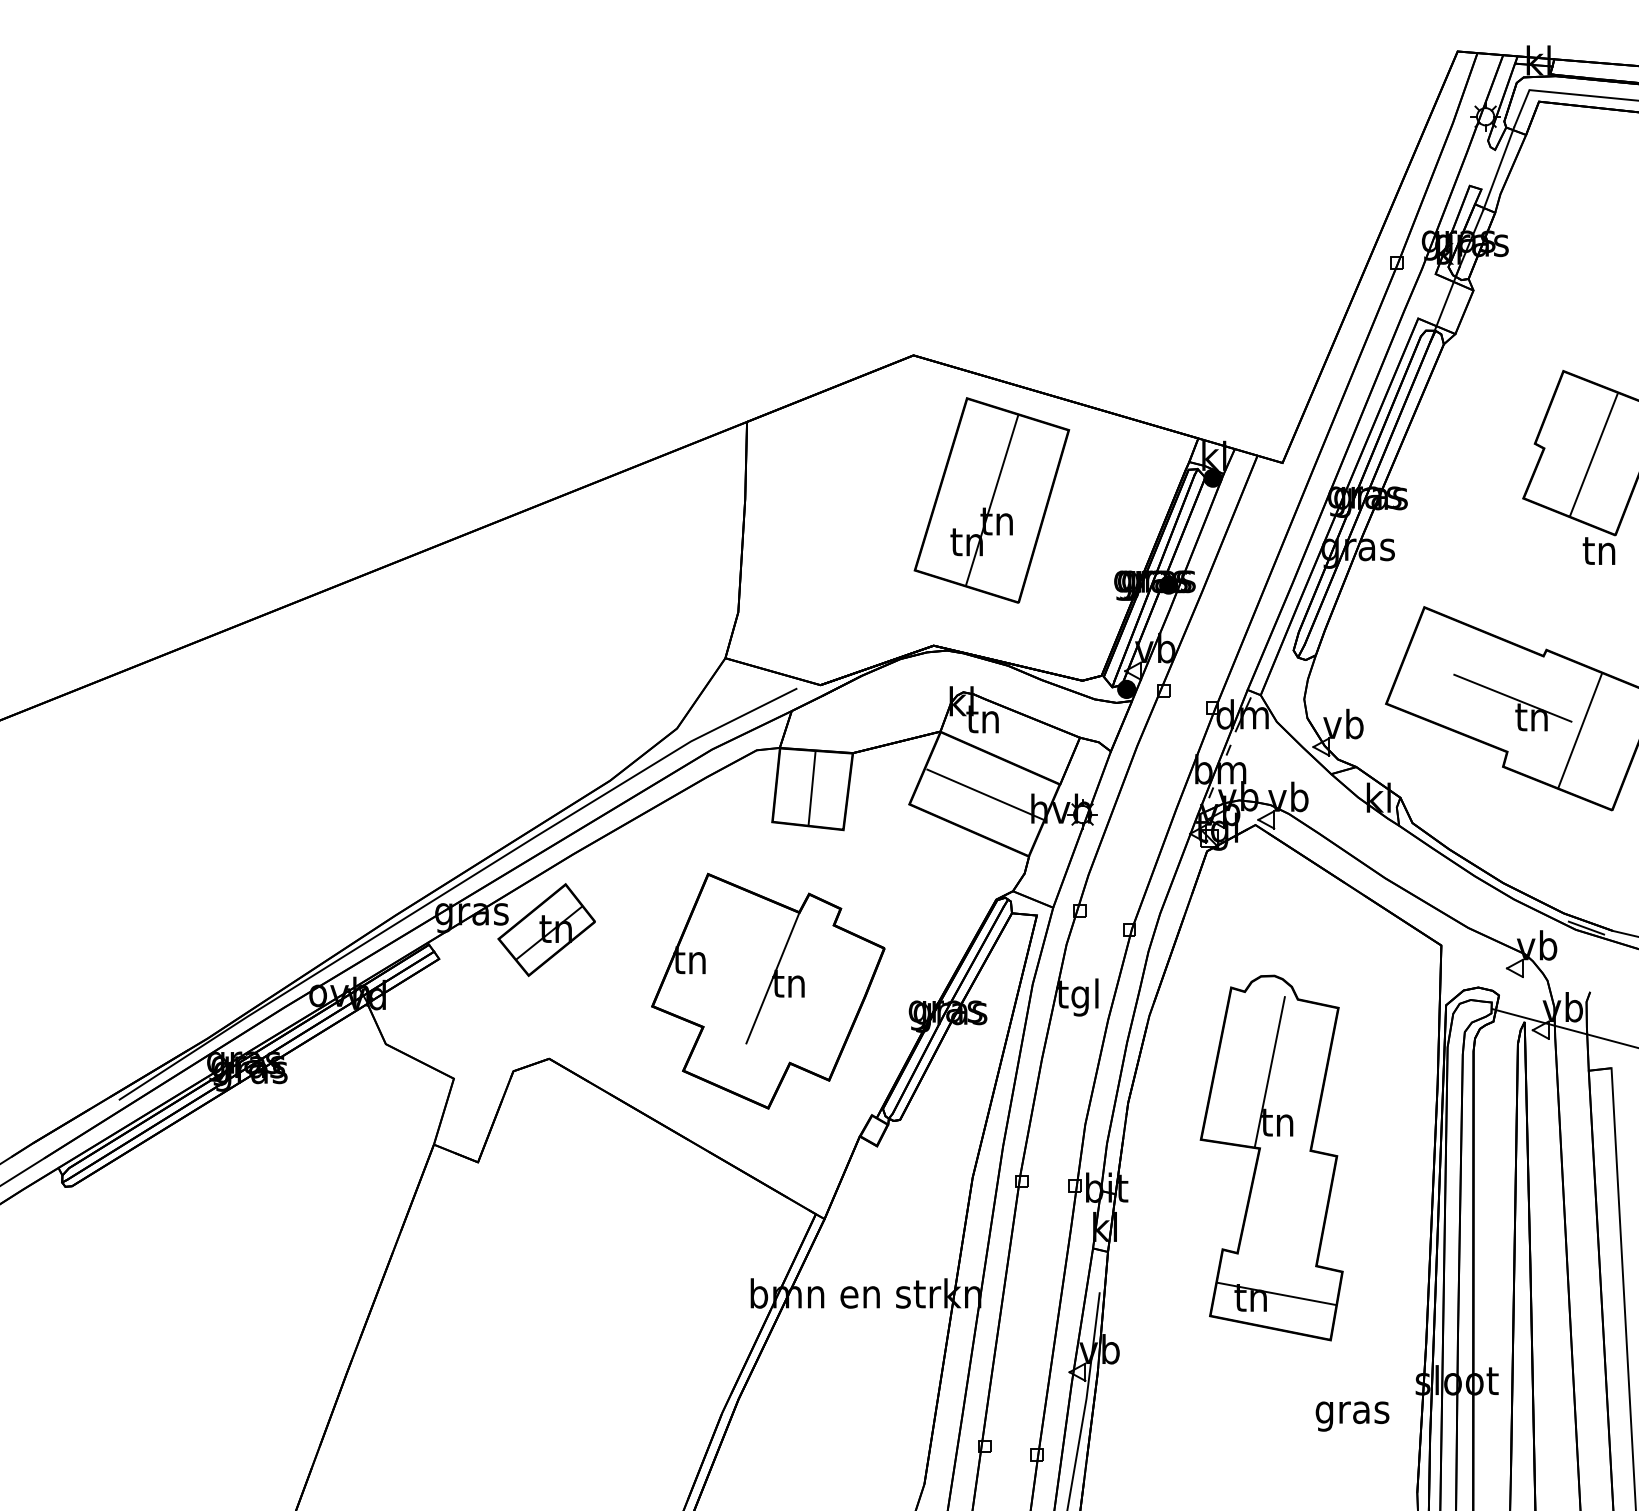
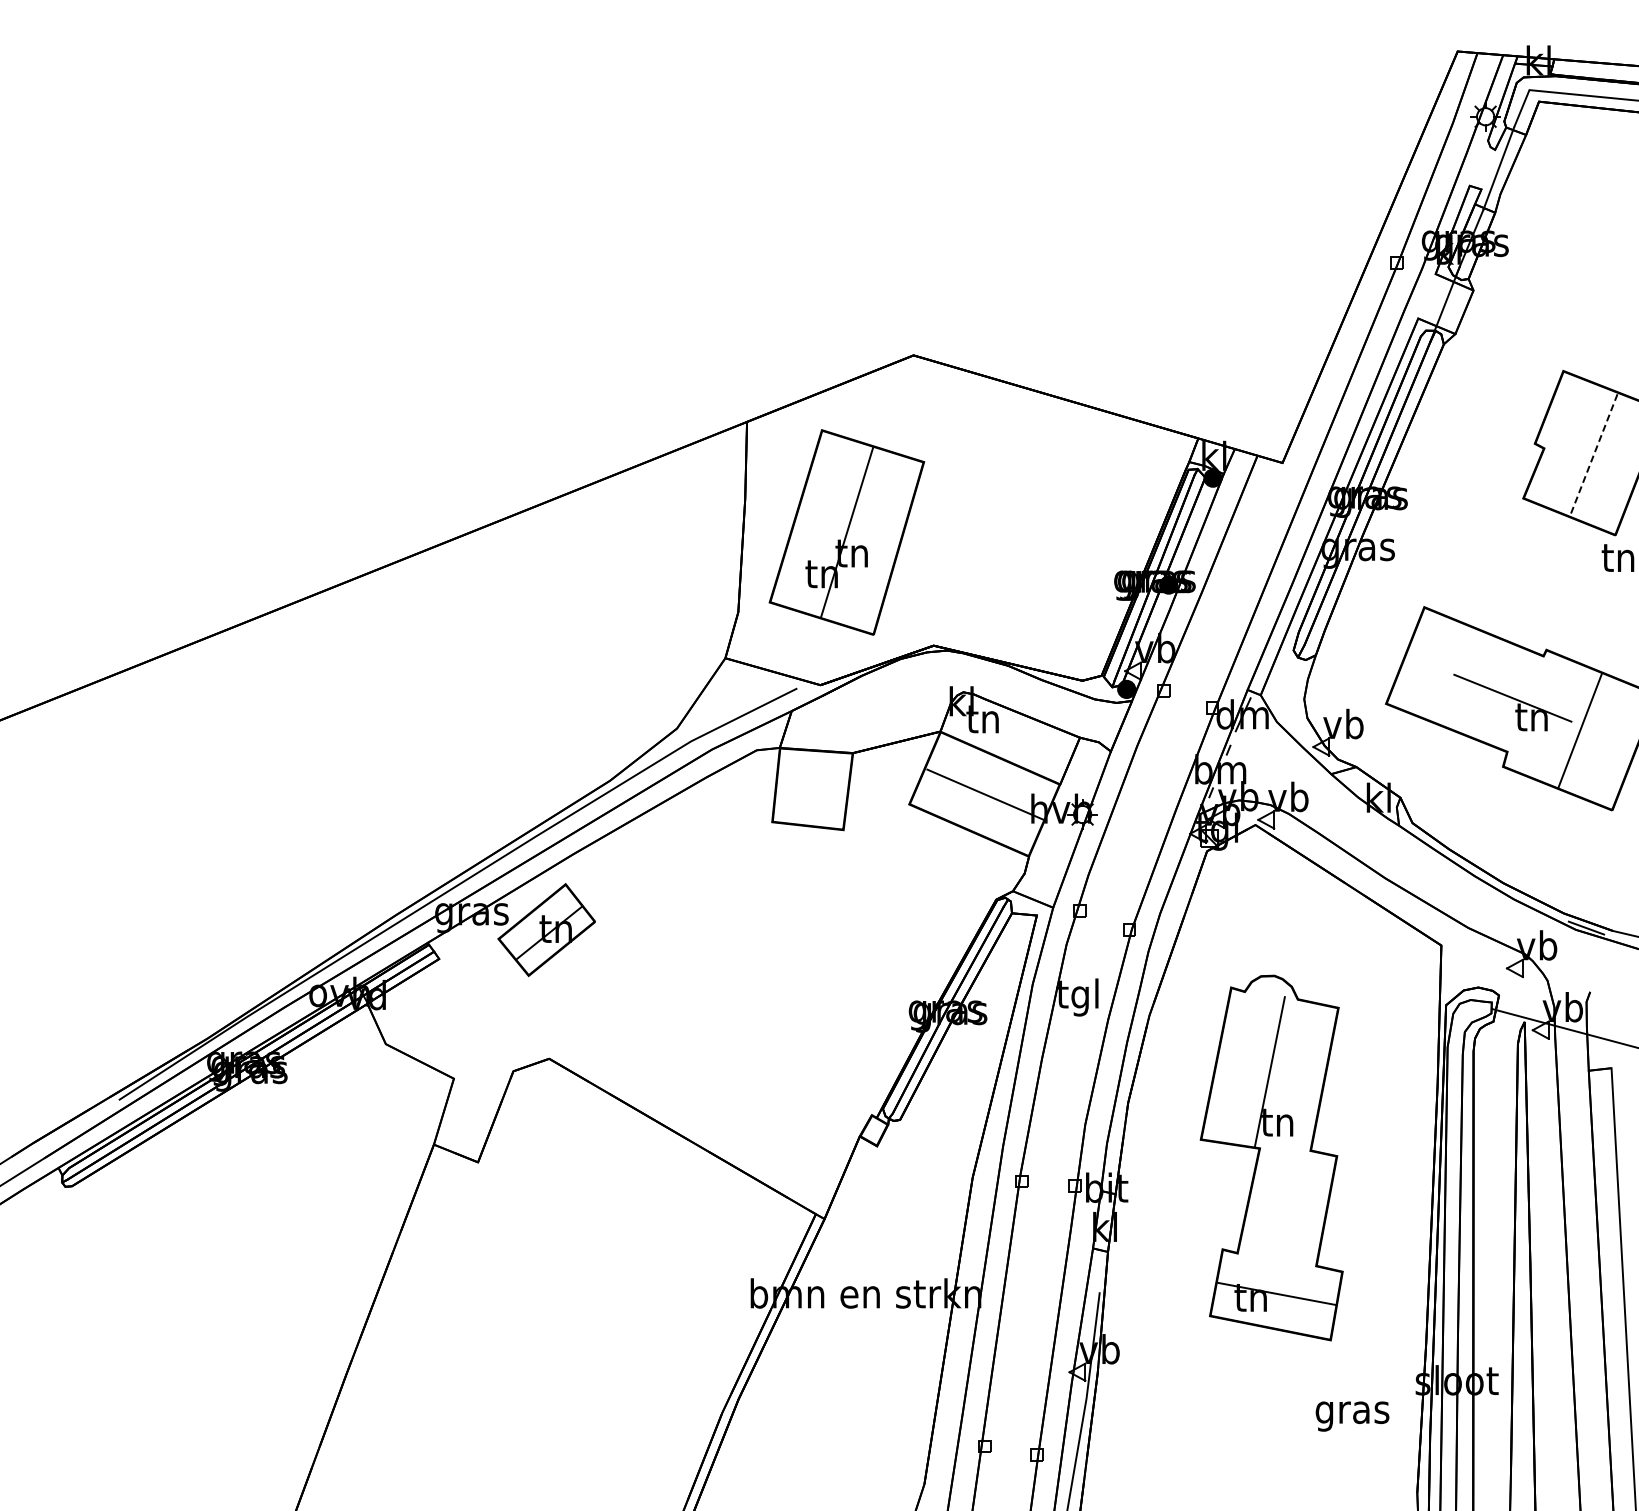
line: solid -> dashed (1593, 455)
part position: (991, 500) -> (846, 532) (846, 532)
text position: (1598, 550) -> (1617, 557) (1617, 557)
line: present -> none (811, 788)
part: present -> none (768, 990)
